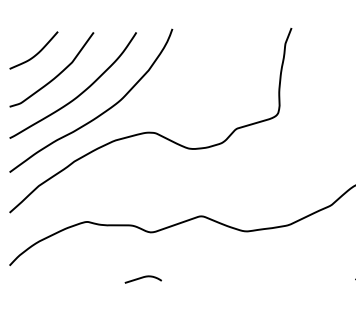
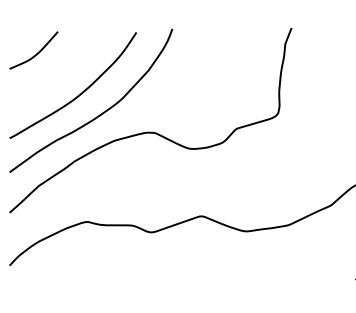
curve: present -> none (57, 74)
curve: present -> none (142, 278)
